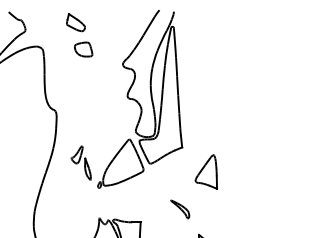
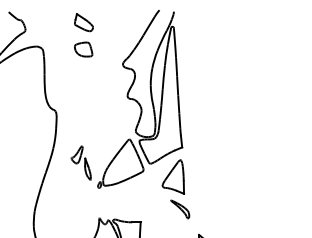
part position: (75, 22) -> (83, 22) (83, 22)
part position: (205, 171) -> (172, 176) (172, 176)
